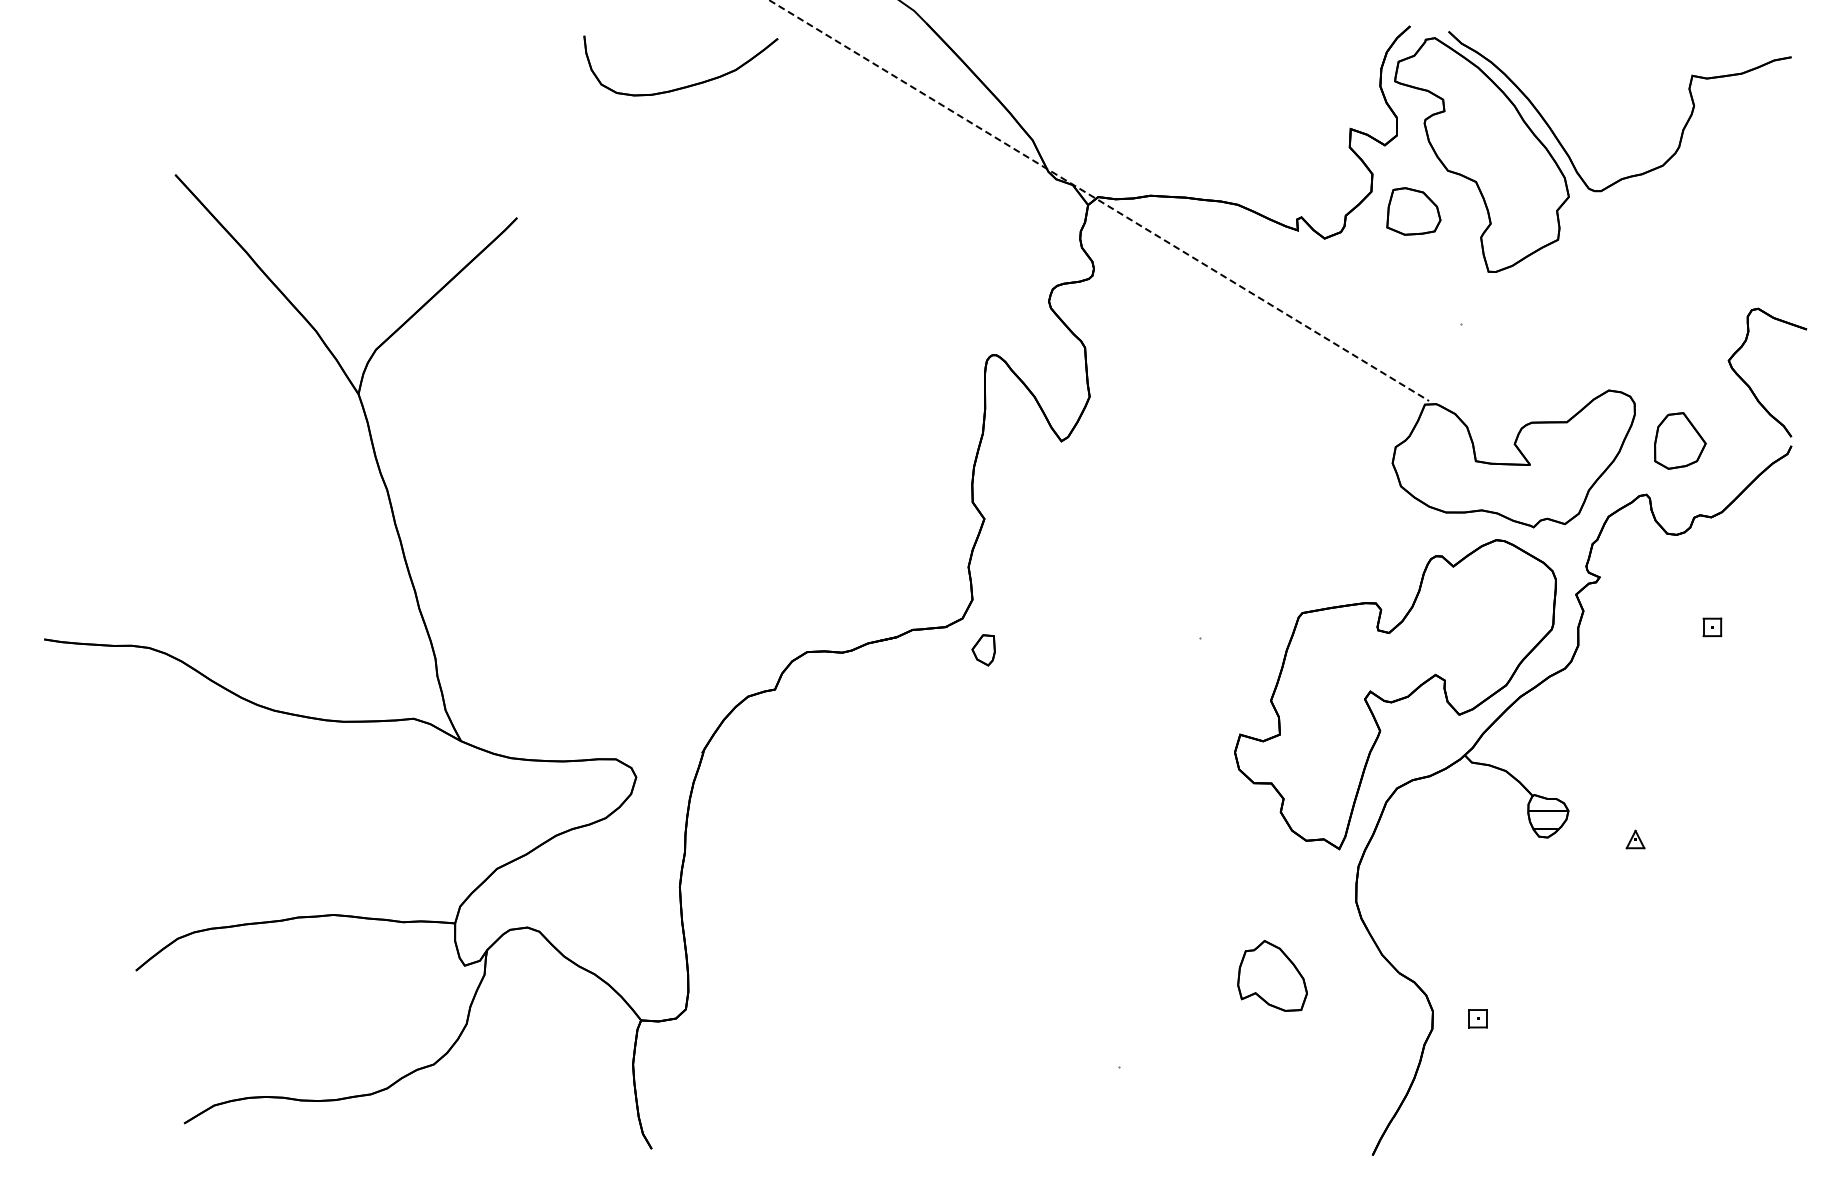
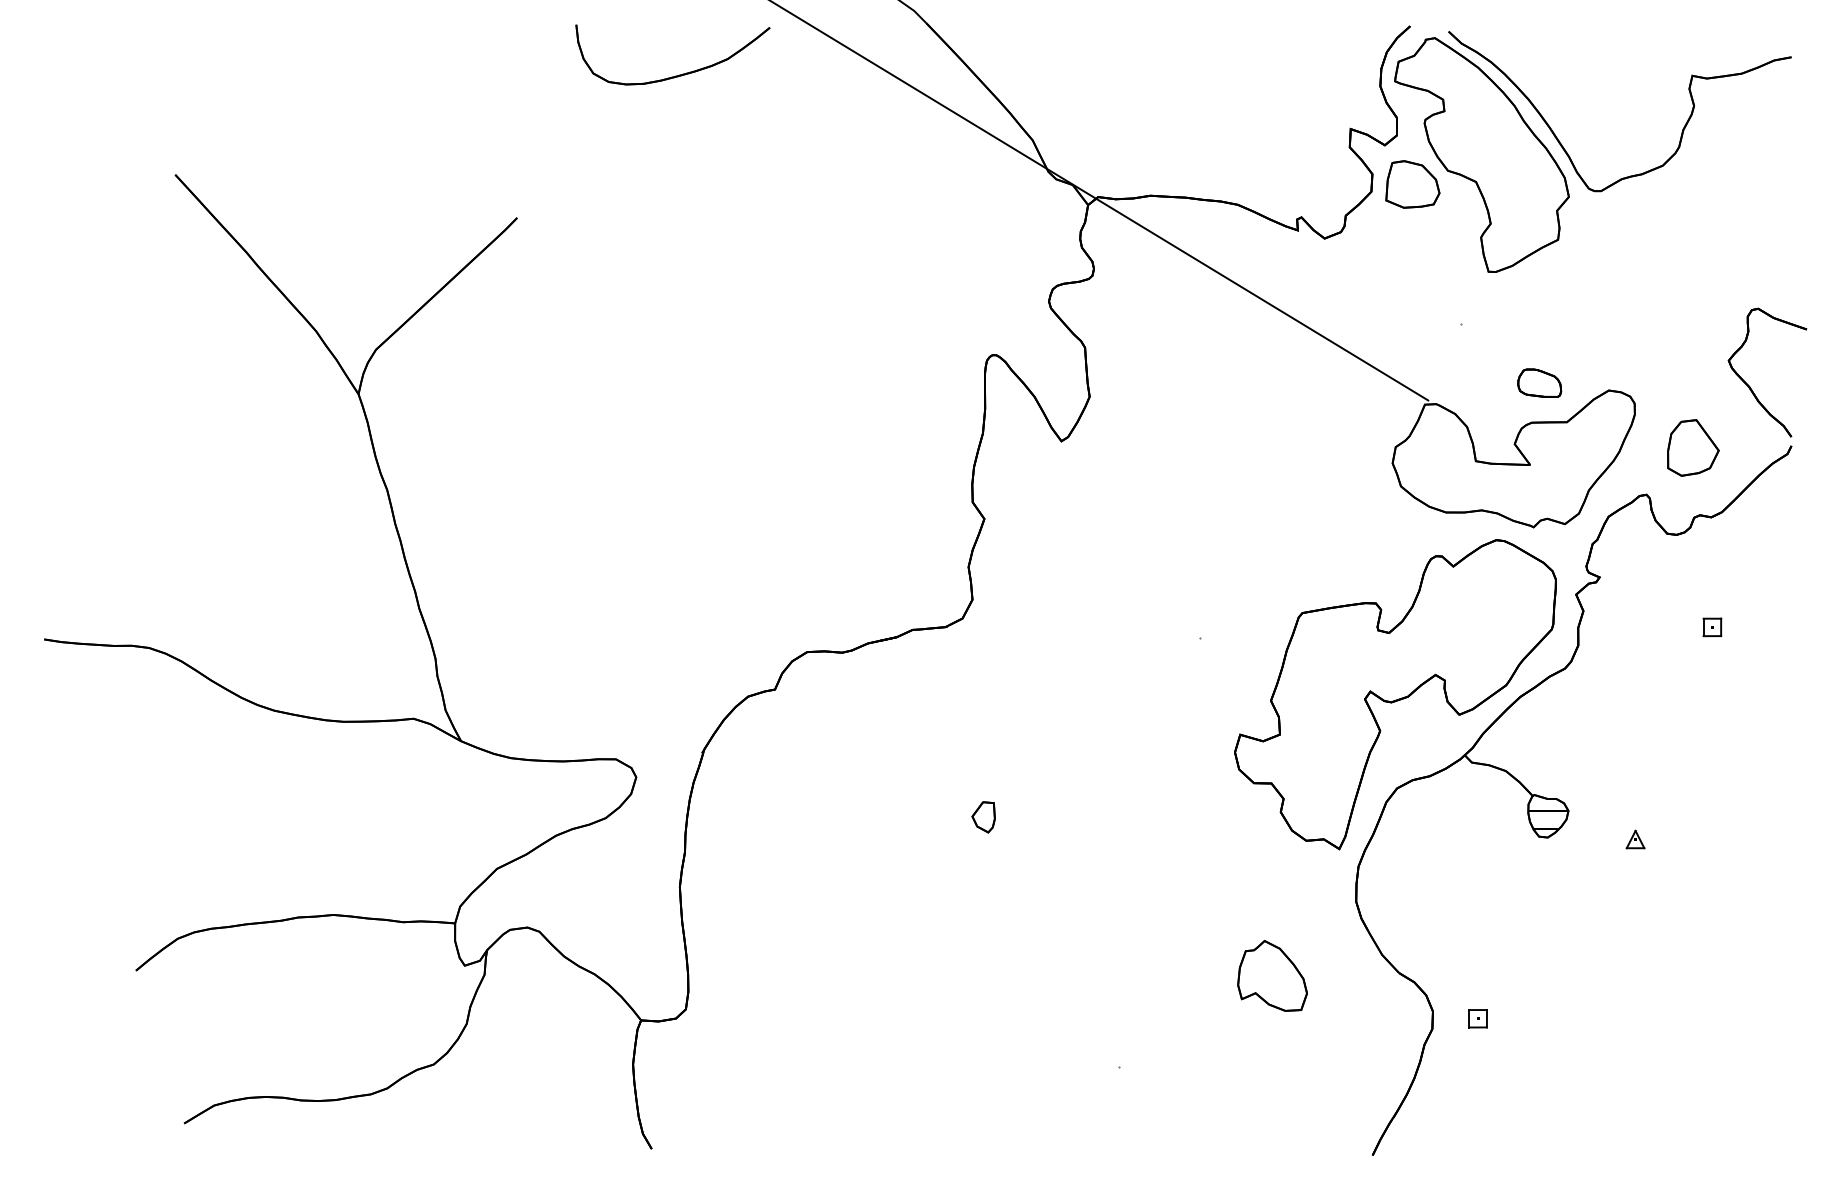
part position: (687, 85) -> (679, 74) (679, 74)
line: dashed -> solid (1099, 200)
part position: (1413, 211) -> (1412, 184) (1412, 184)
part: none -> present (1539, 382)
part position: (1680, 440) -> (1693, 447) (1693, 447)
part position: (983, 650) -> (983, 817) (983, 817)
